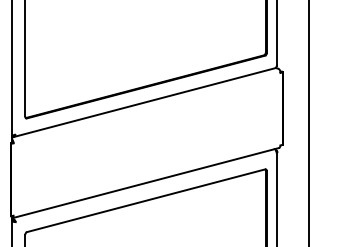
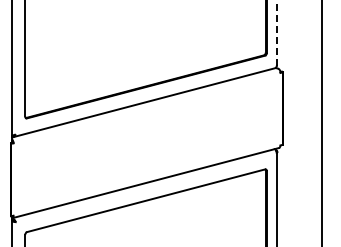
line: solid -> dashed (277, 32)
line position: (308, 122) -> (321, 122) (321, 122)
